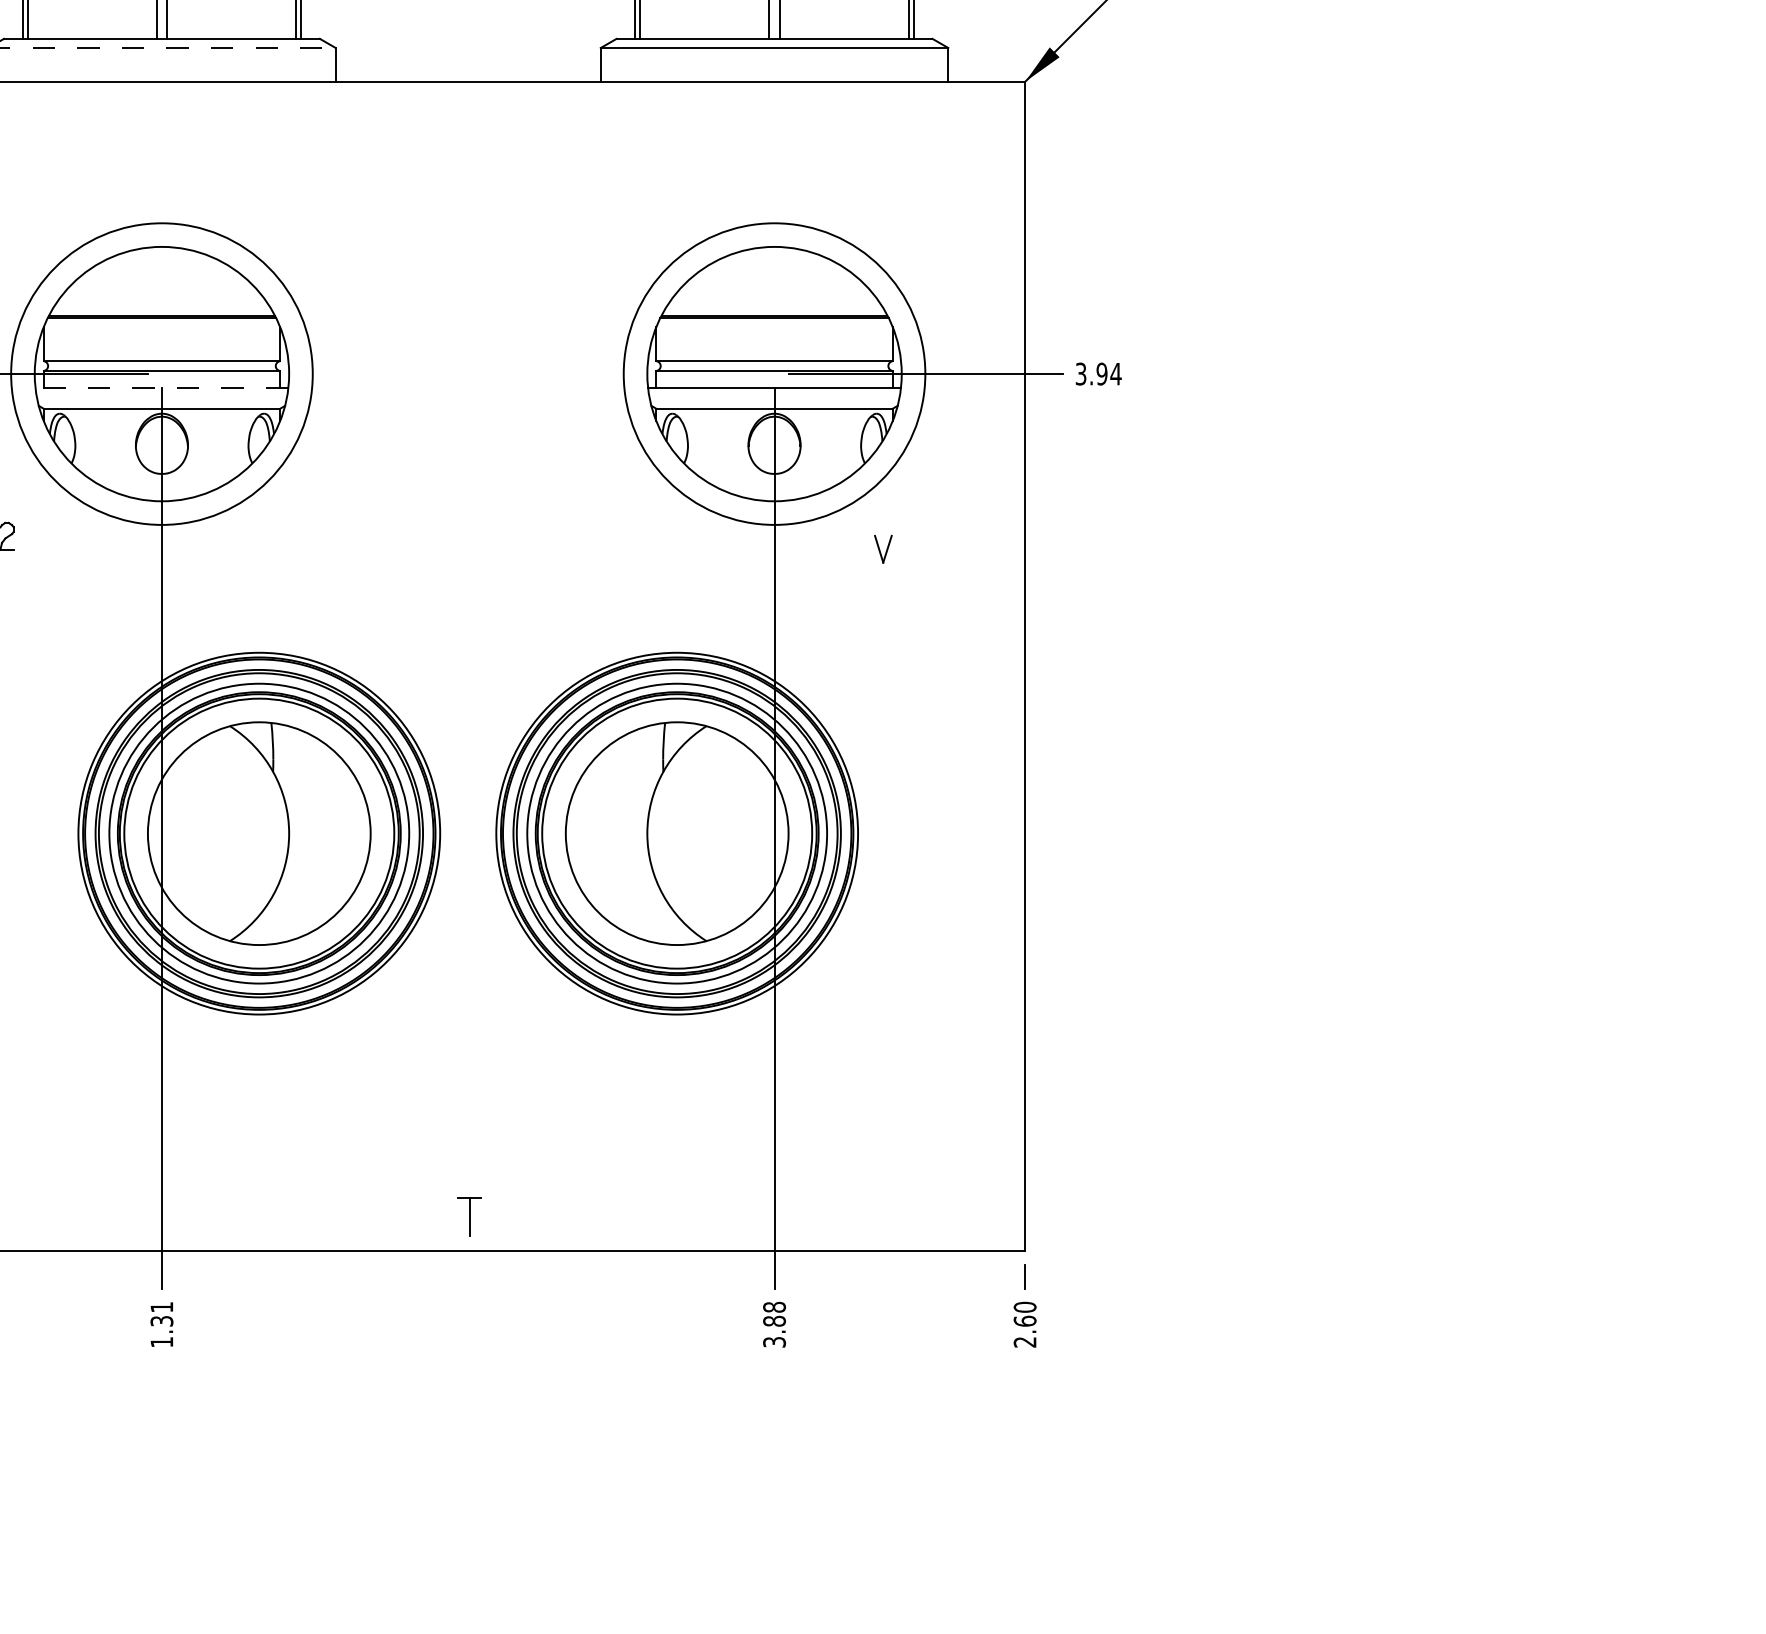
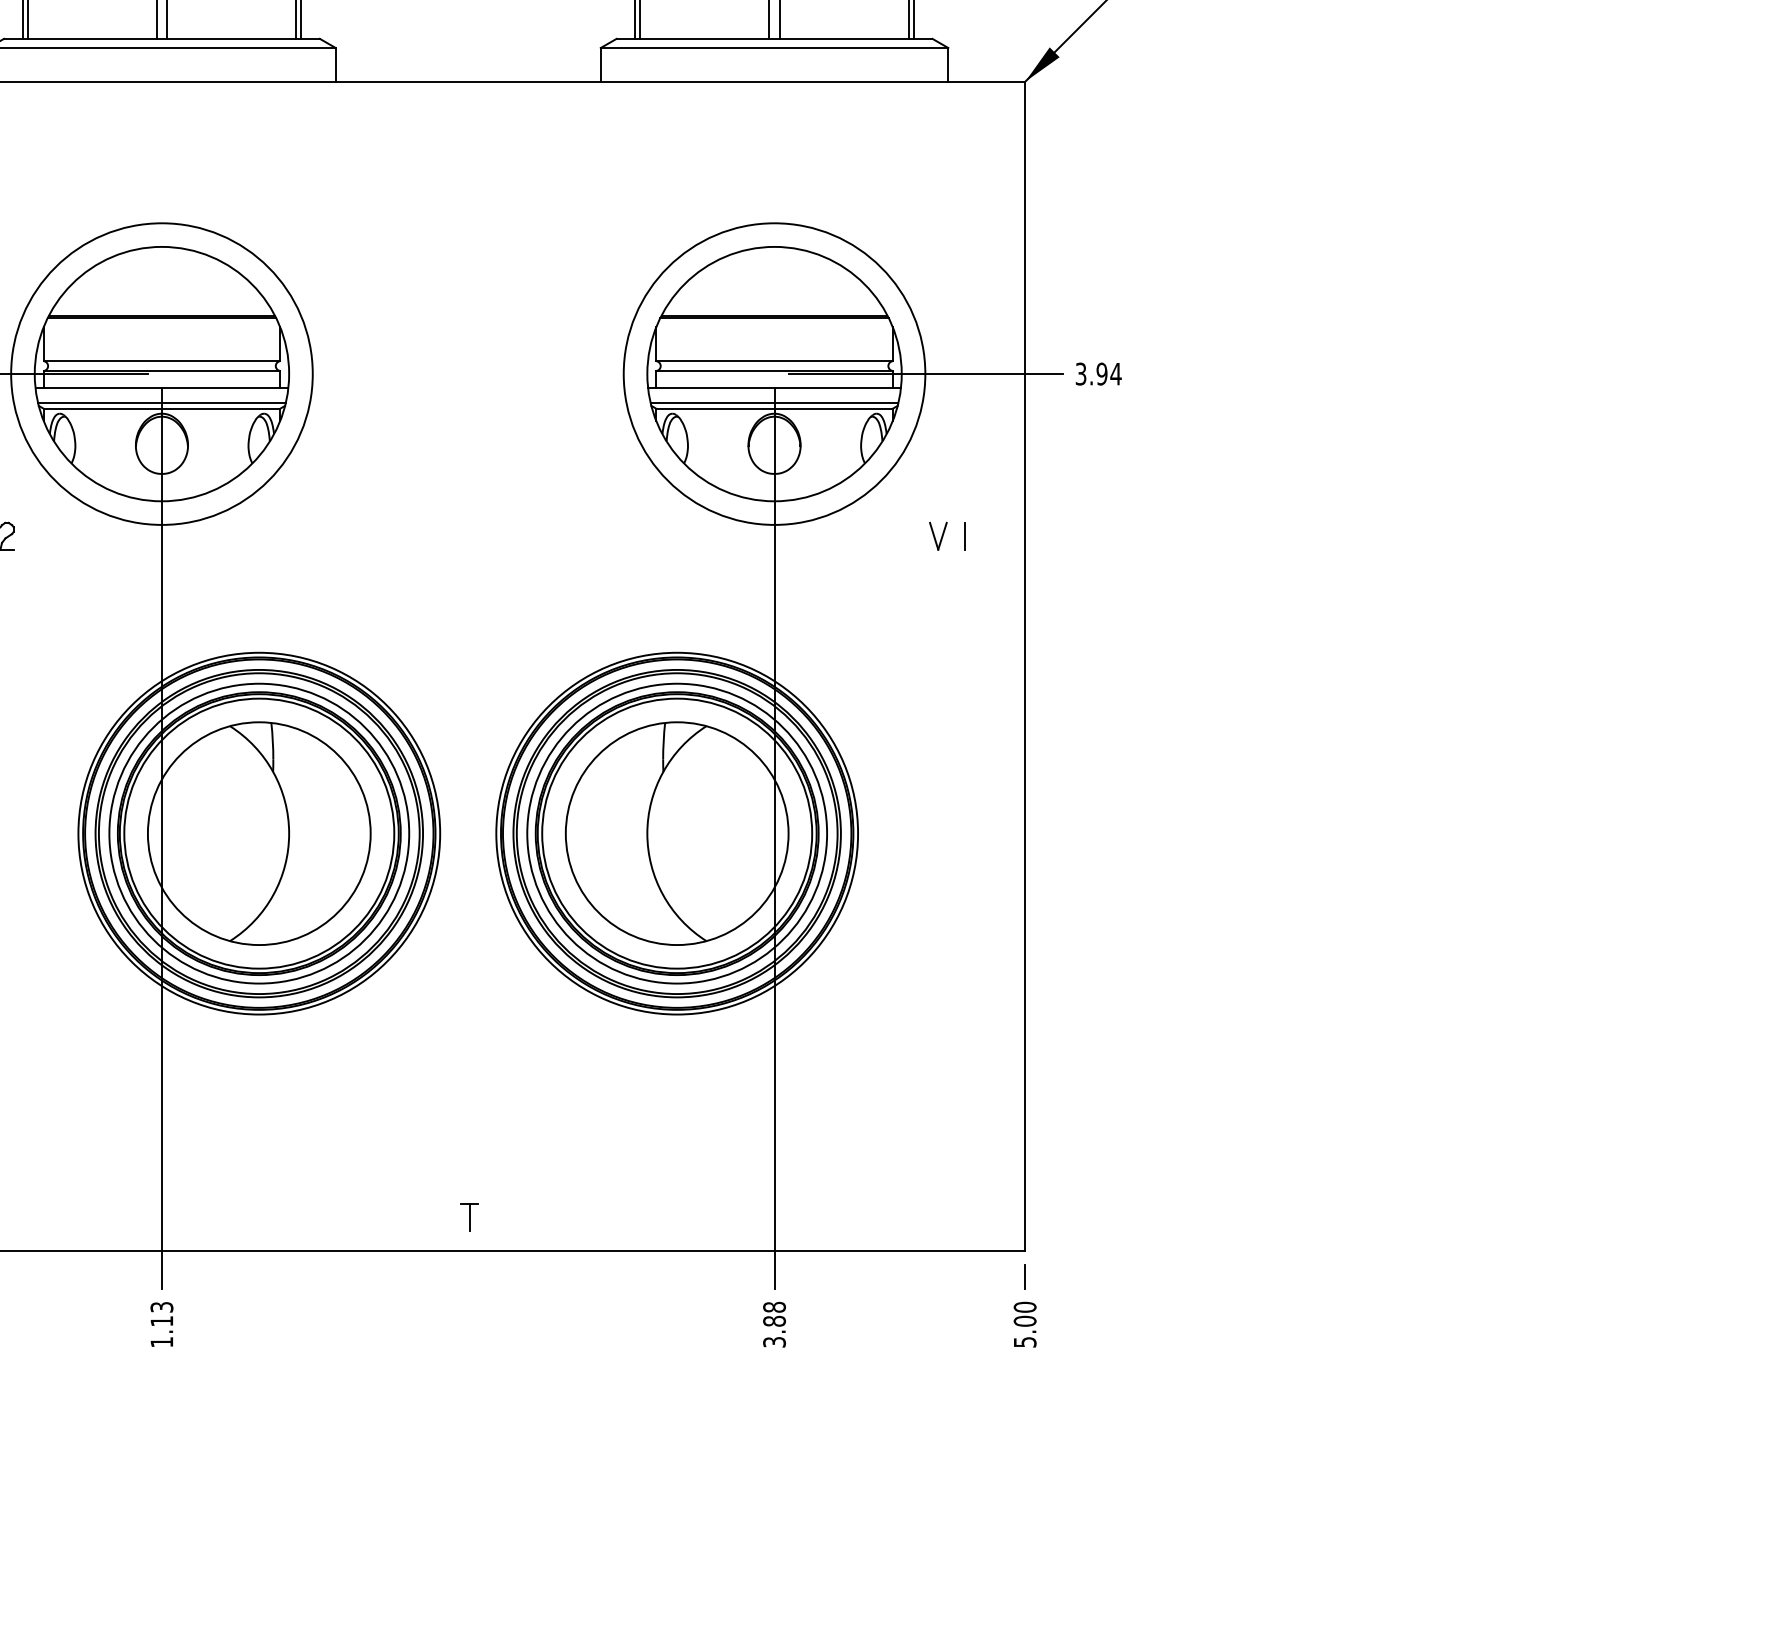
line: dashed -> solid (167, 48)
line: dashed -> solid (161, 388)
line: none -> present (161, 402)
line: none -> present (774, 402)
line: none -> present (964, 536)
part position: (883, 548) -> (938, 535) (938, 535)
part size: 25x40 px -> 19x29 px (469, 1217)
text: 1.31 -> 1.13 (161, 1314)
text: 2.60 -> 5.00 (1024, 1331)
